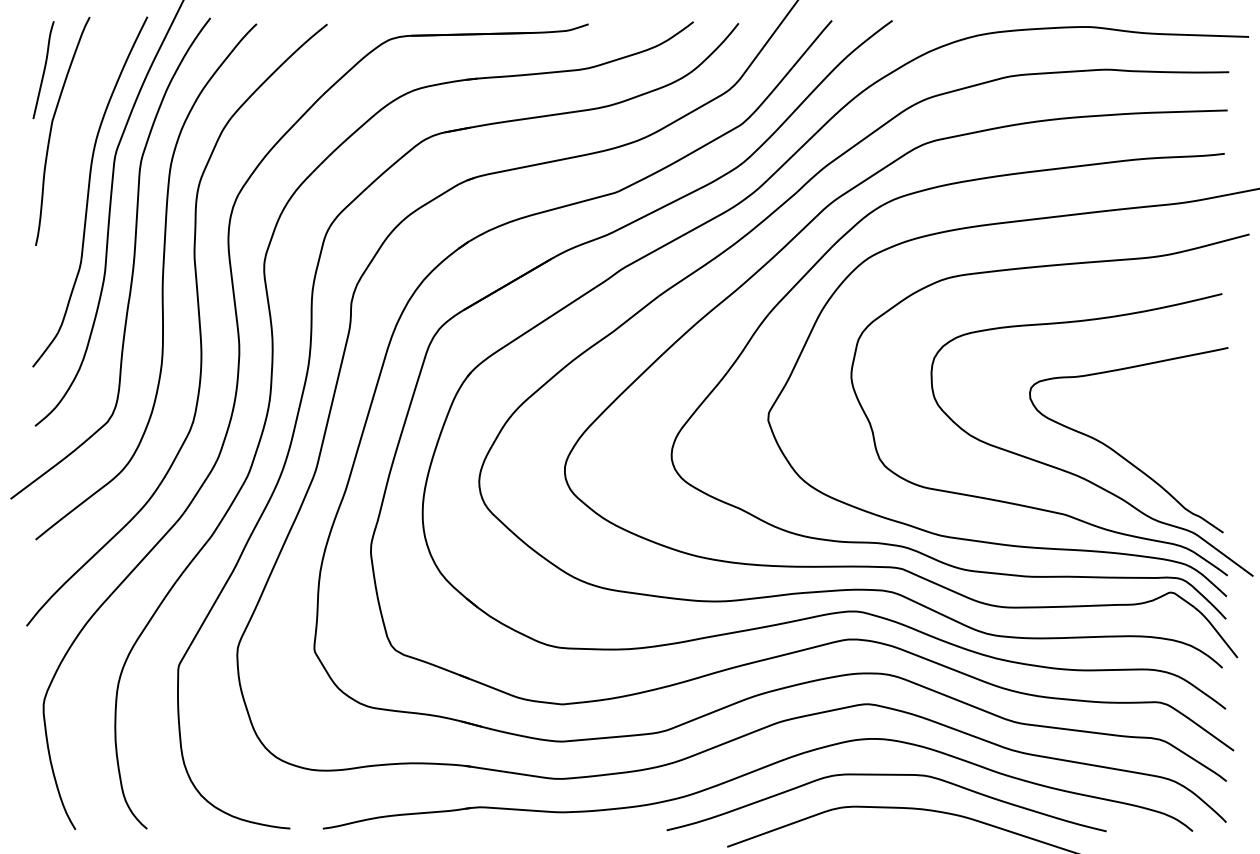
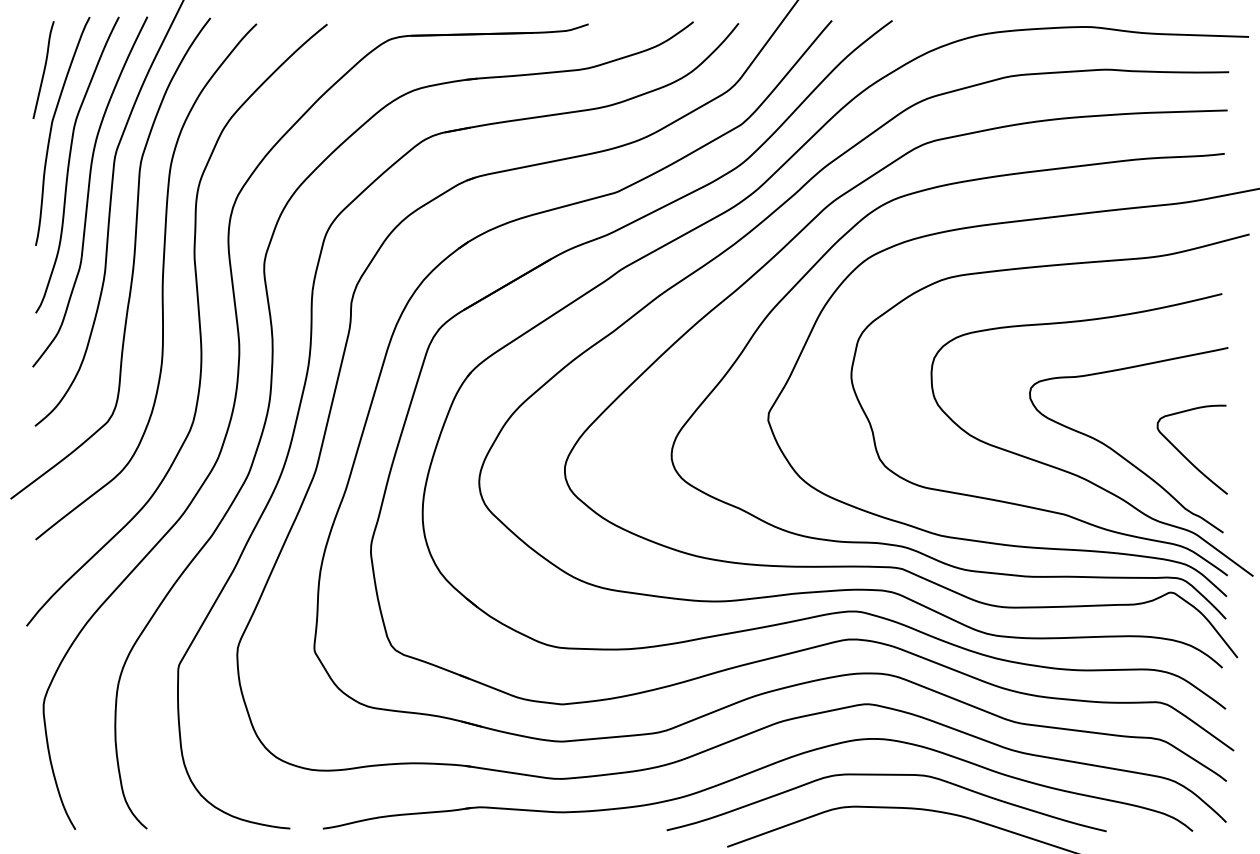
curve: none -> present (69, 164)
curve: none -> present (1184, 455)
